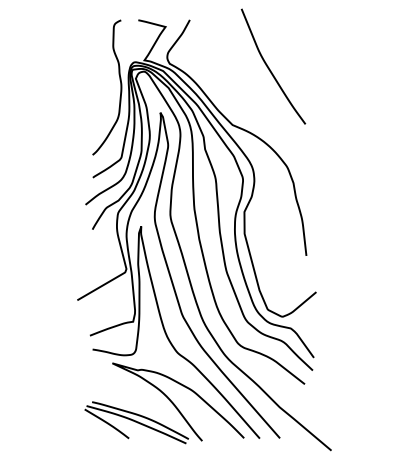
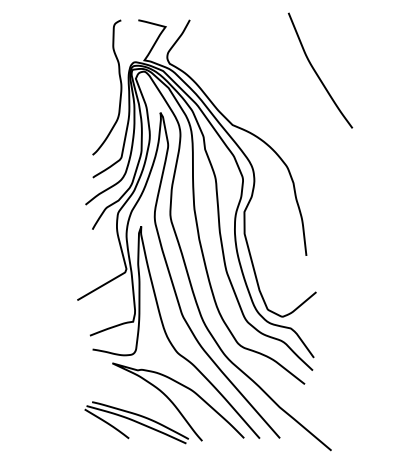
curve position: (269, 67) -> (316, 71) (316, 71)
